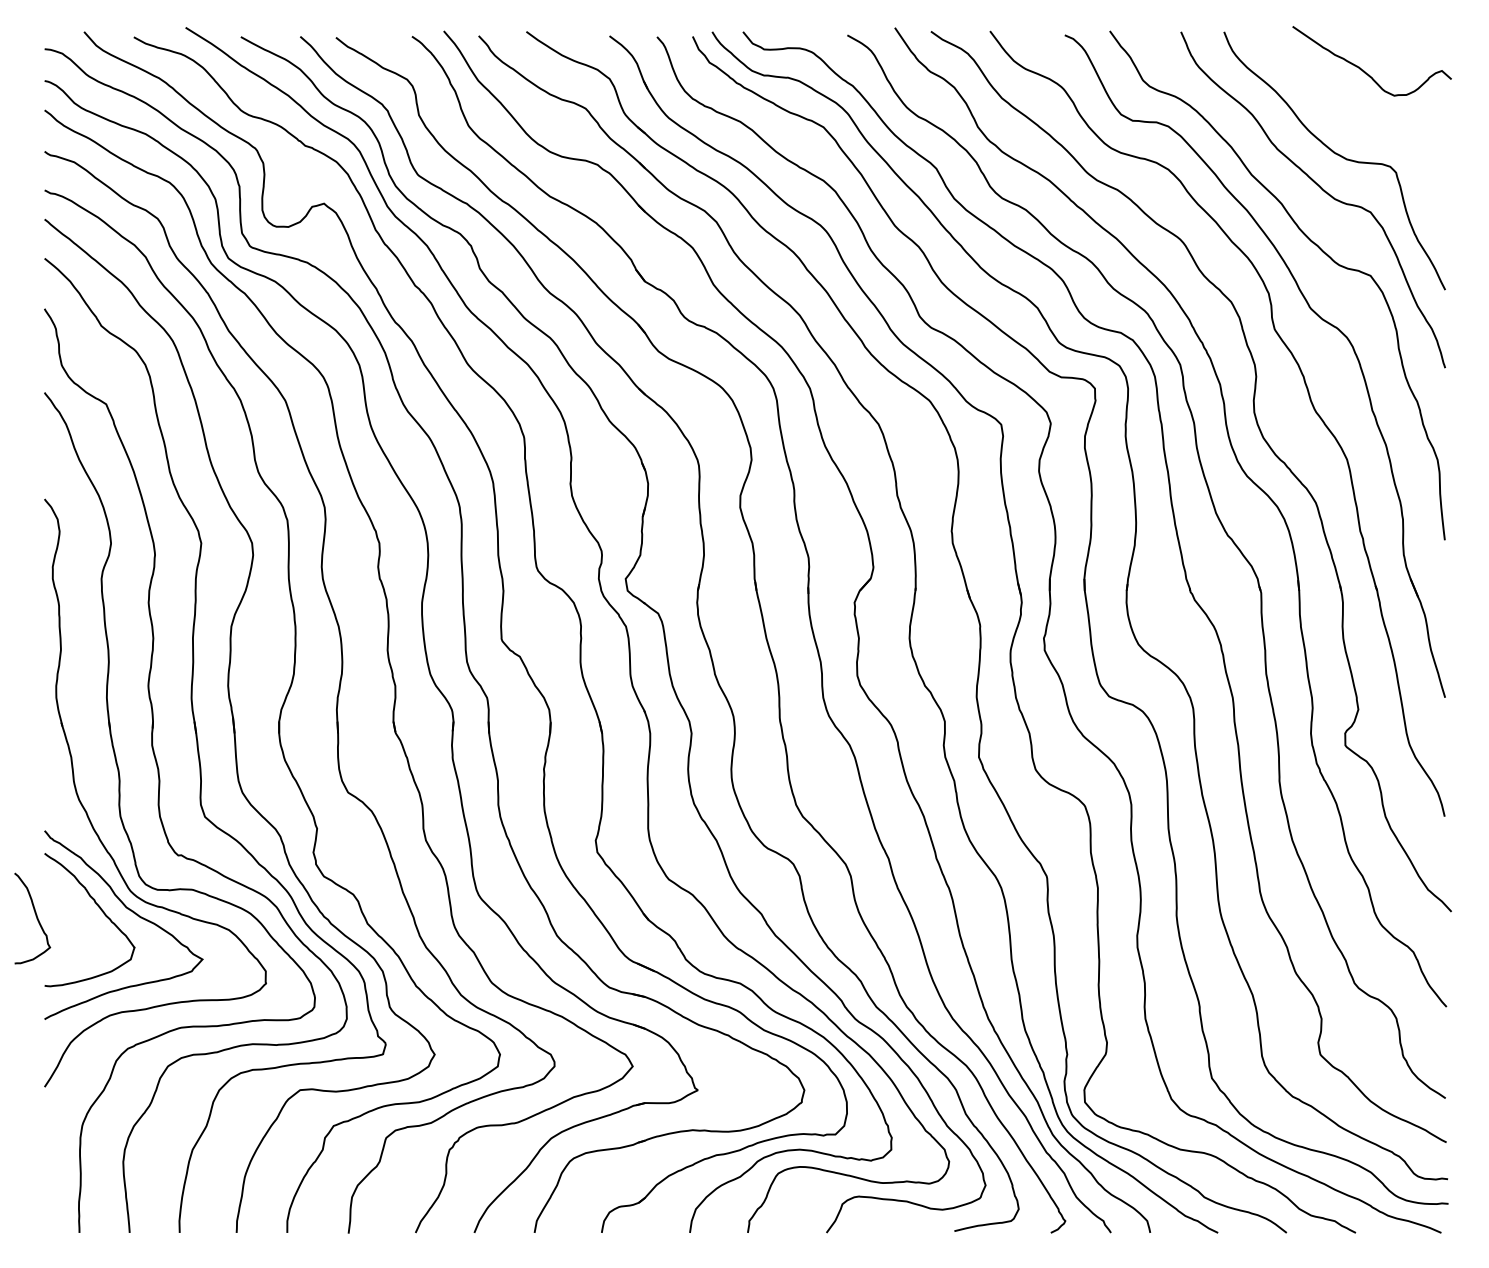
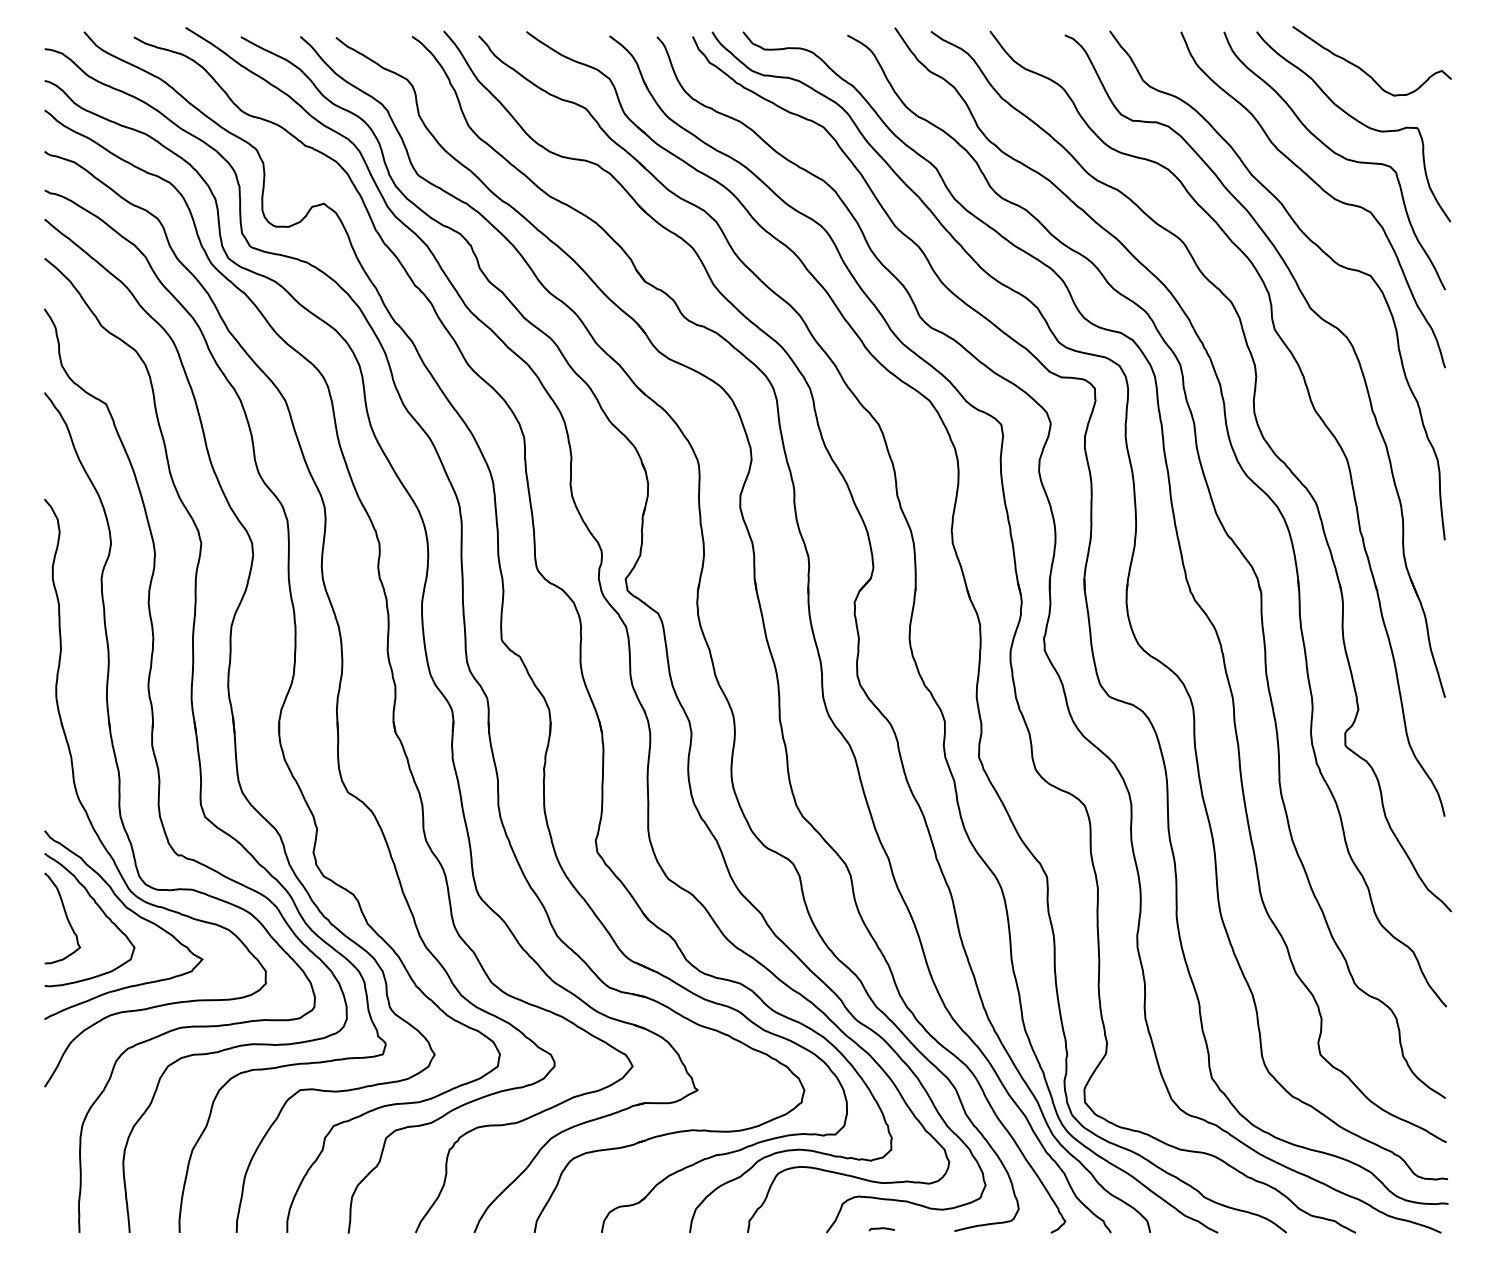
curve: none -> present (1356, 121)
curve position: (35, 916) -> (65, 916) (65, 916)
curve: none -> present (881, 1229)
